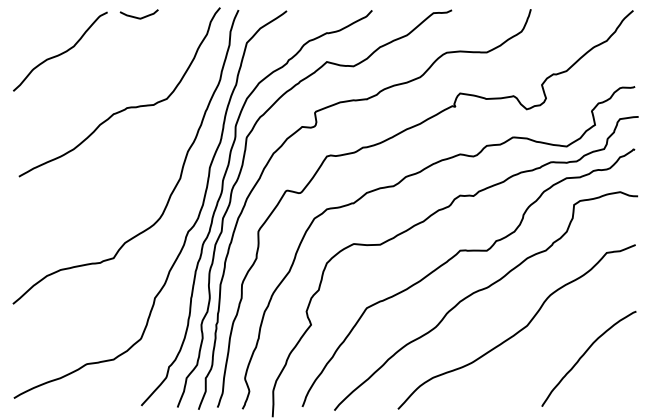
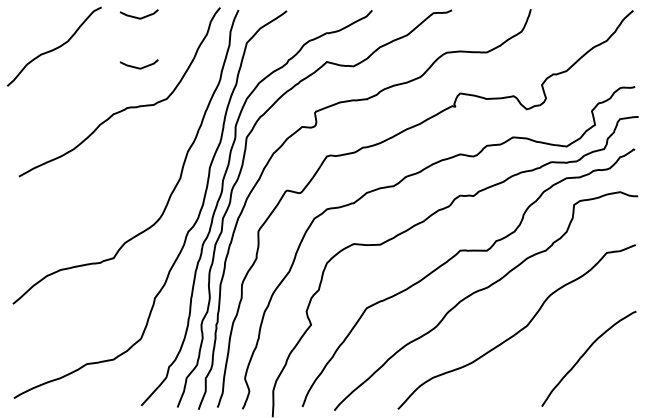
curve position: (61, 52) -> (55, 47) (55, 47)
curve: none -> present (136, 66)
